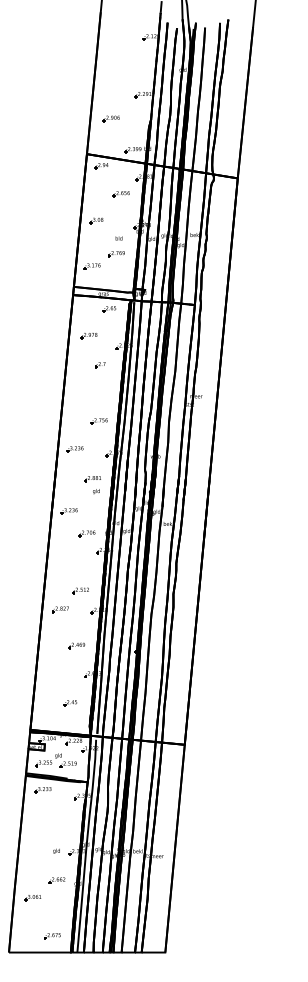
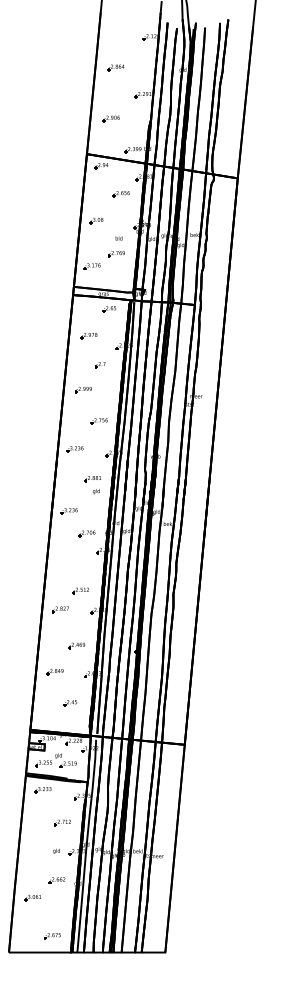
part: none -> present (115, 67)
part: none -> present (83, 389)
part: none -> present (54, 672)
part: none -> present (62, 822)
